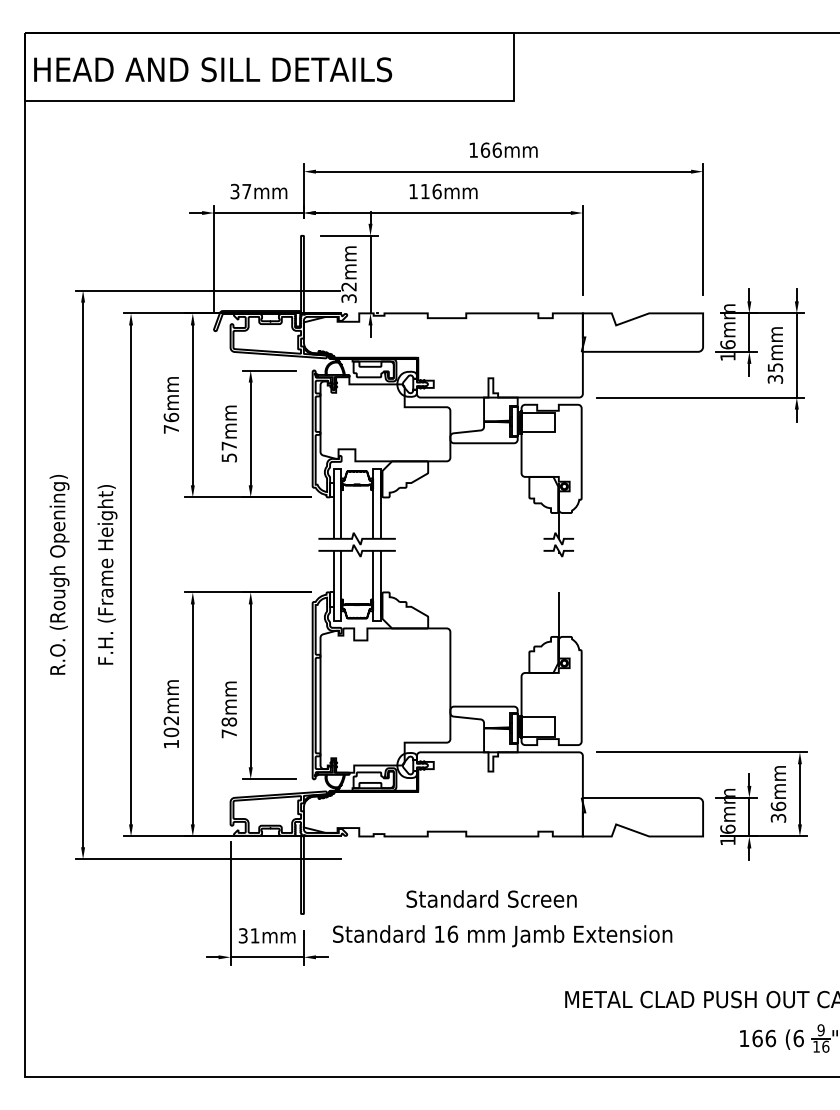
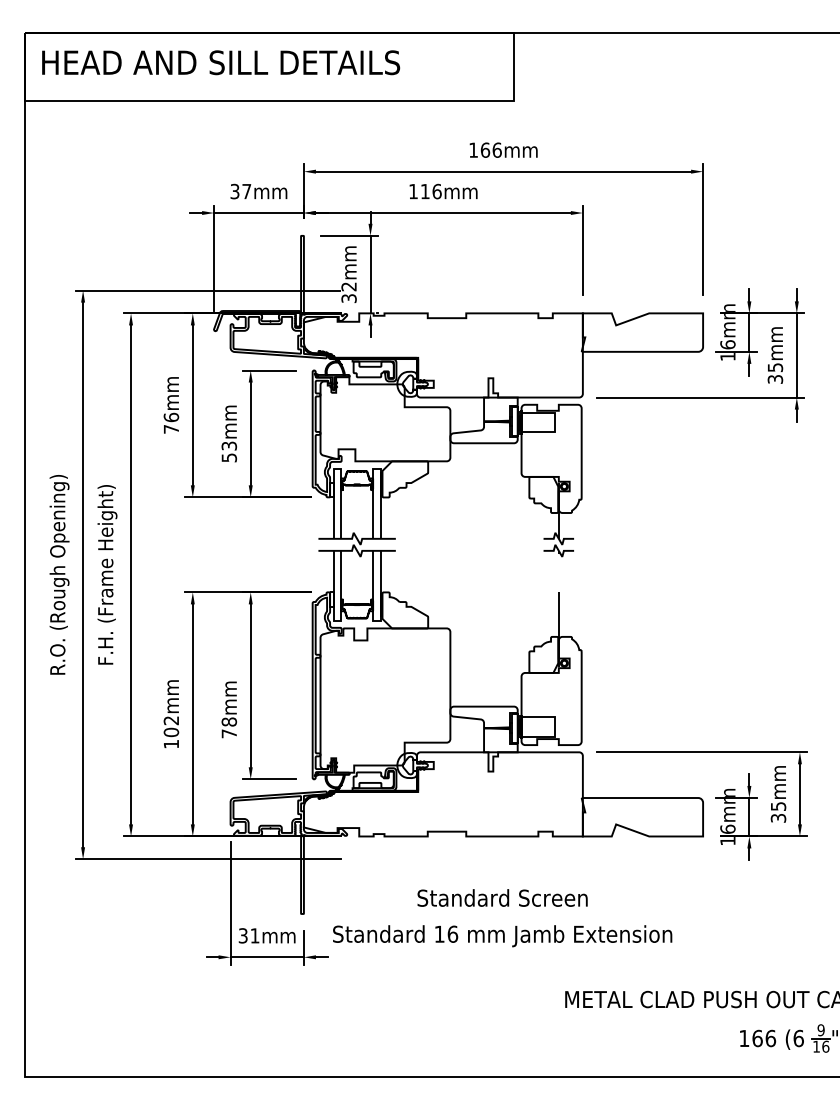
text position: (213, 69) -> (221, 62) (221, 62)
text: 57mm -> 53mm (229, 445)
text: 36mm -> 35mm (778, 806)
text position: (491, 898) -> (502, 897) (502, 897)
